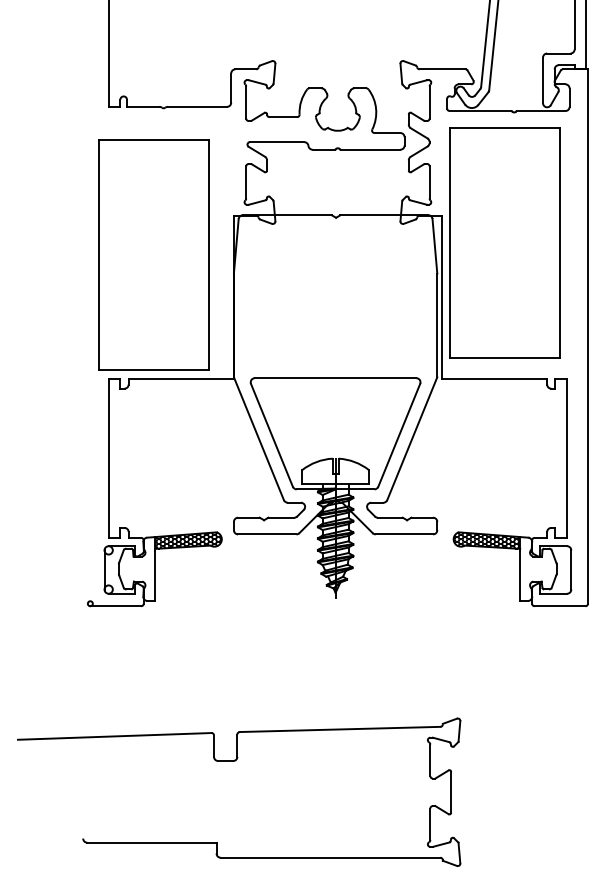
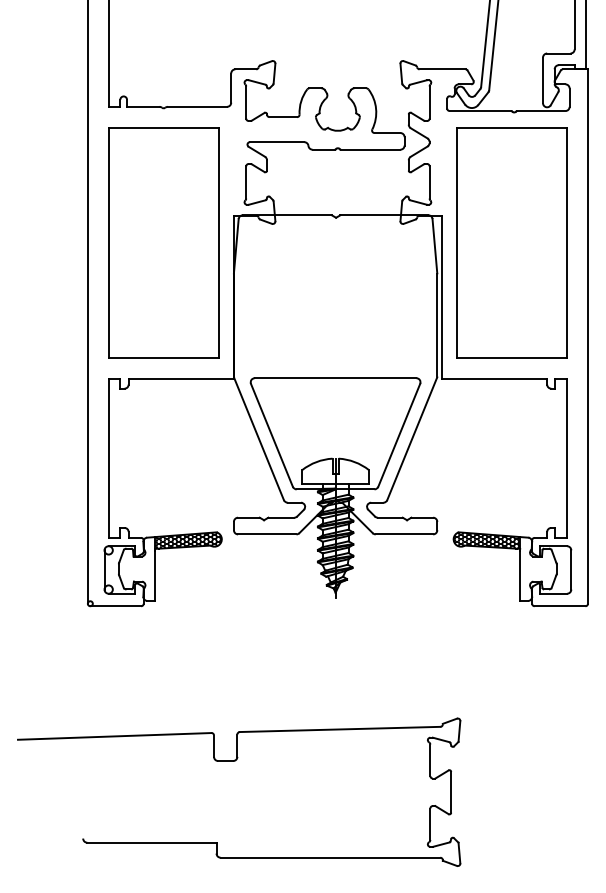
part position: (504, 242) -> (511, 242) (511, 242)
part position: (153, 254) -> (163, 242) (163, 242)
line: none -> present (87, 302)
